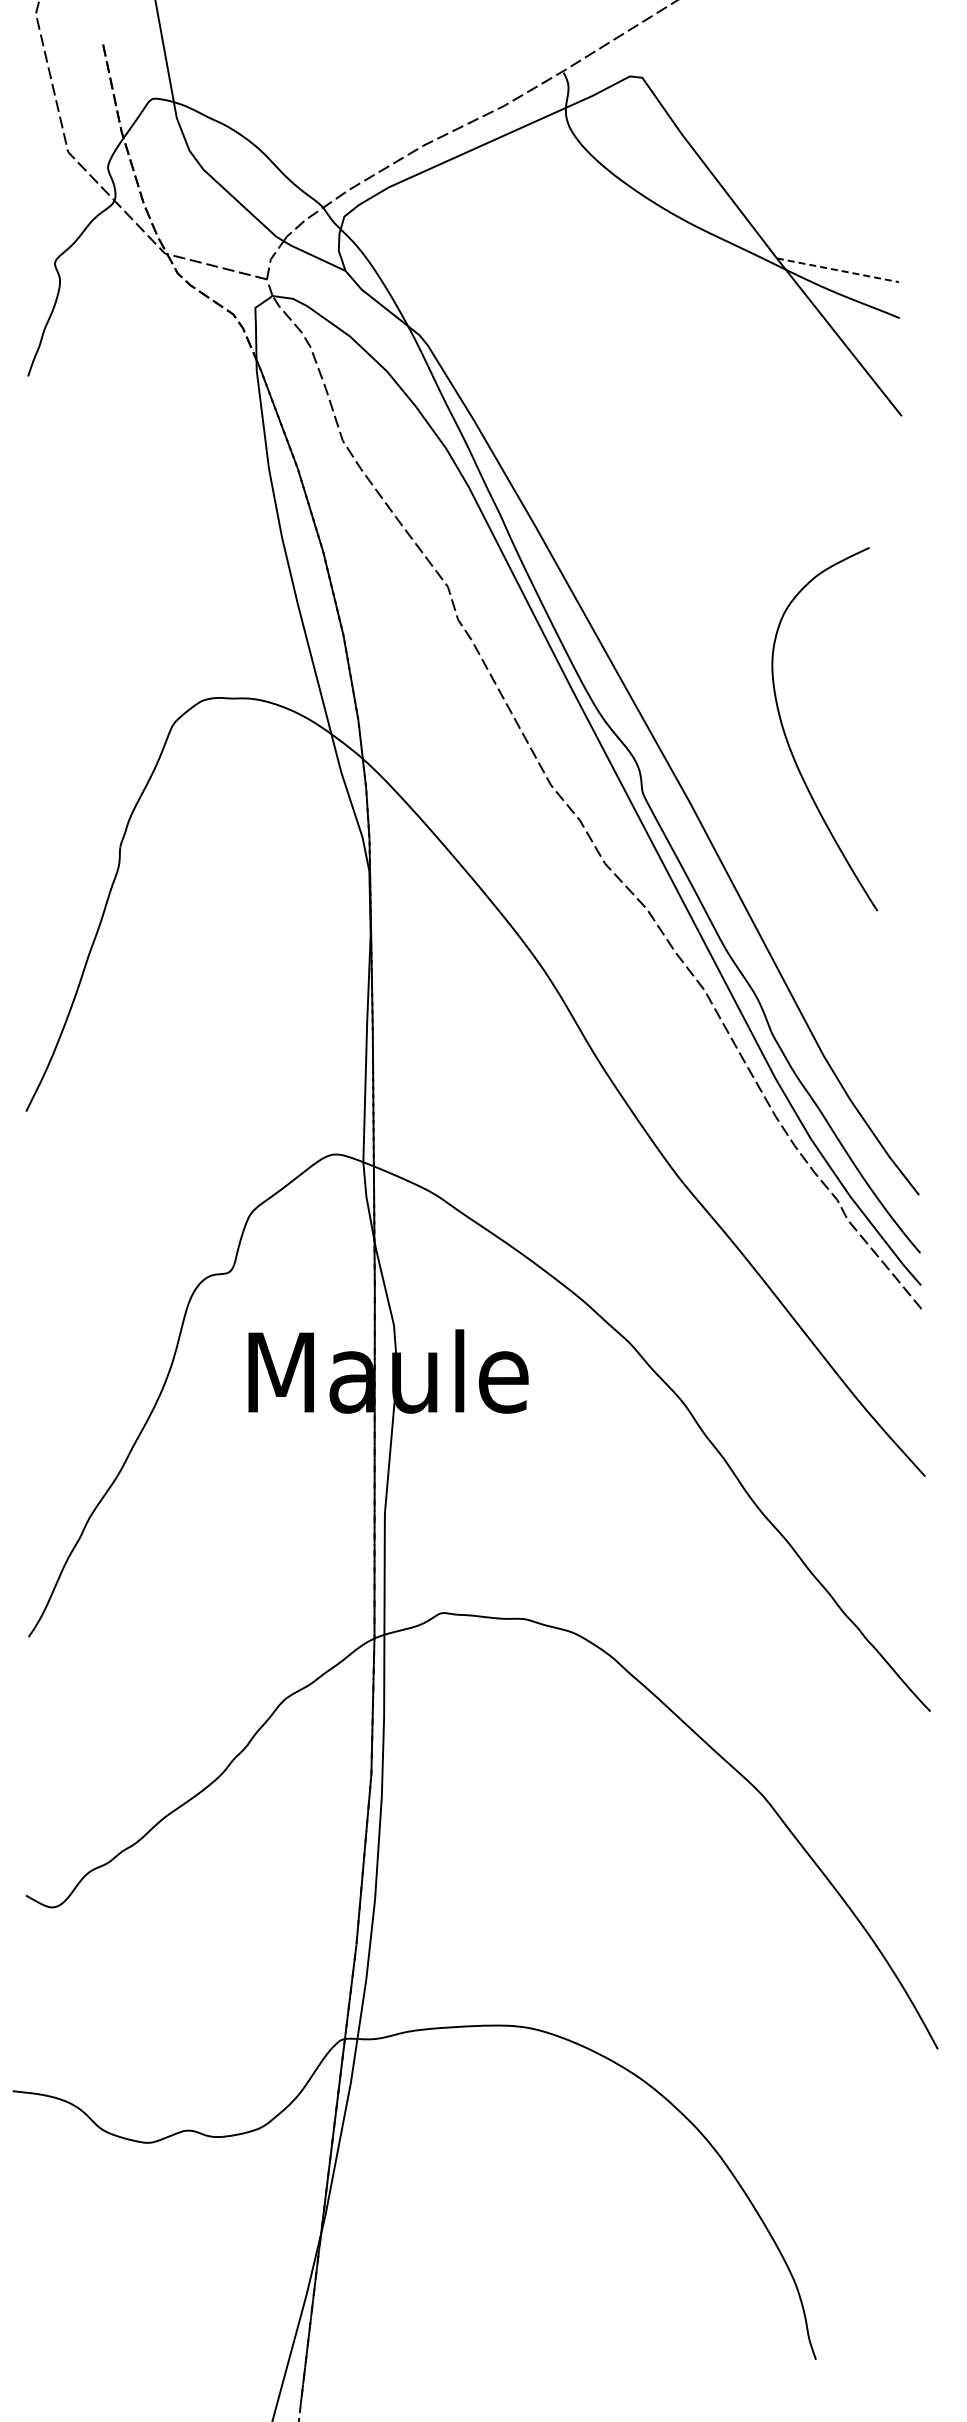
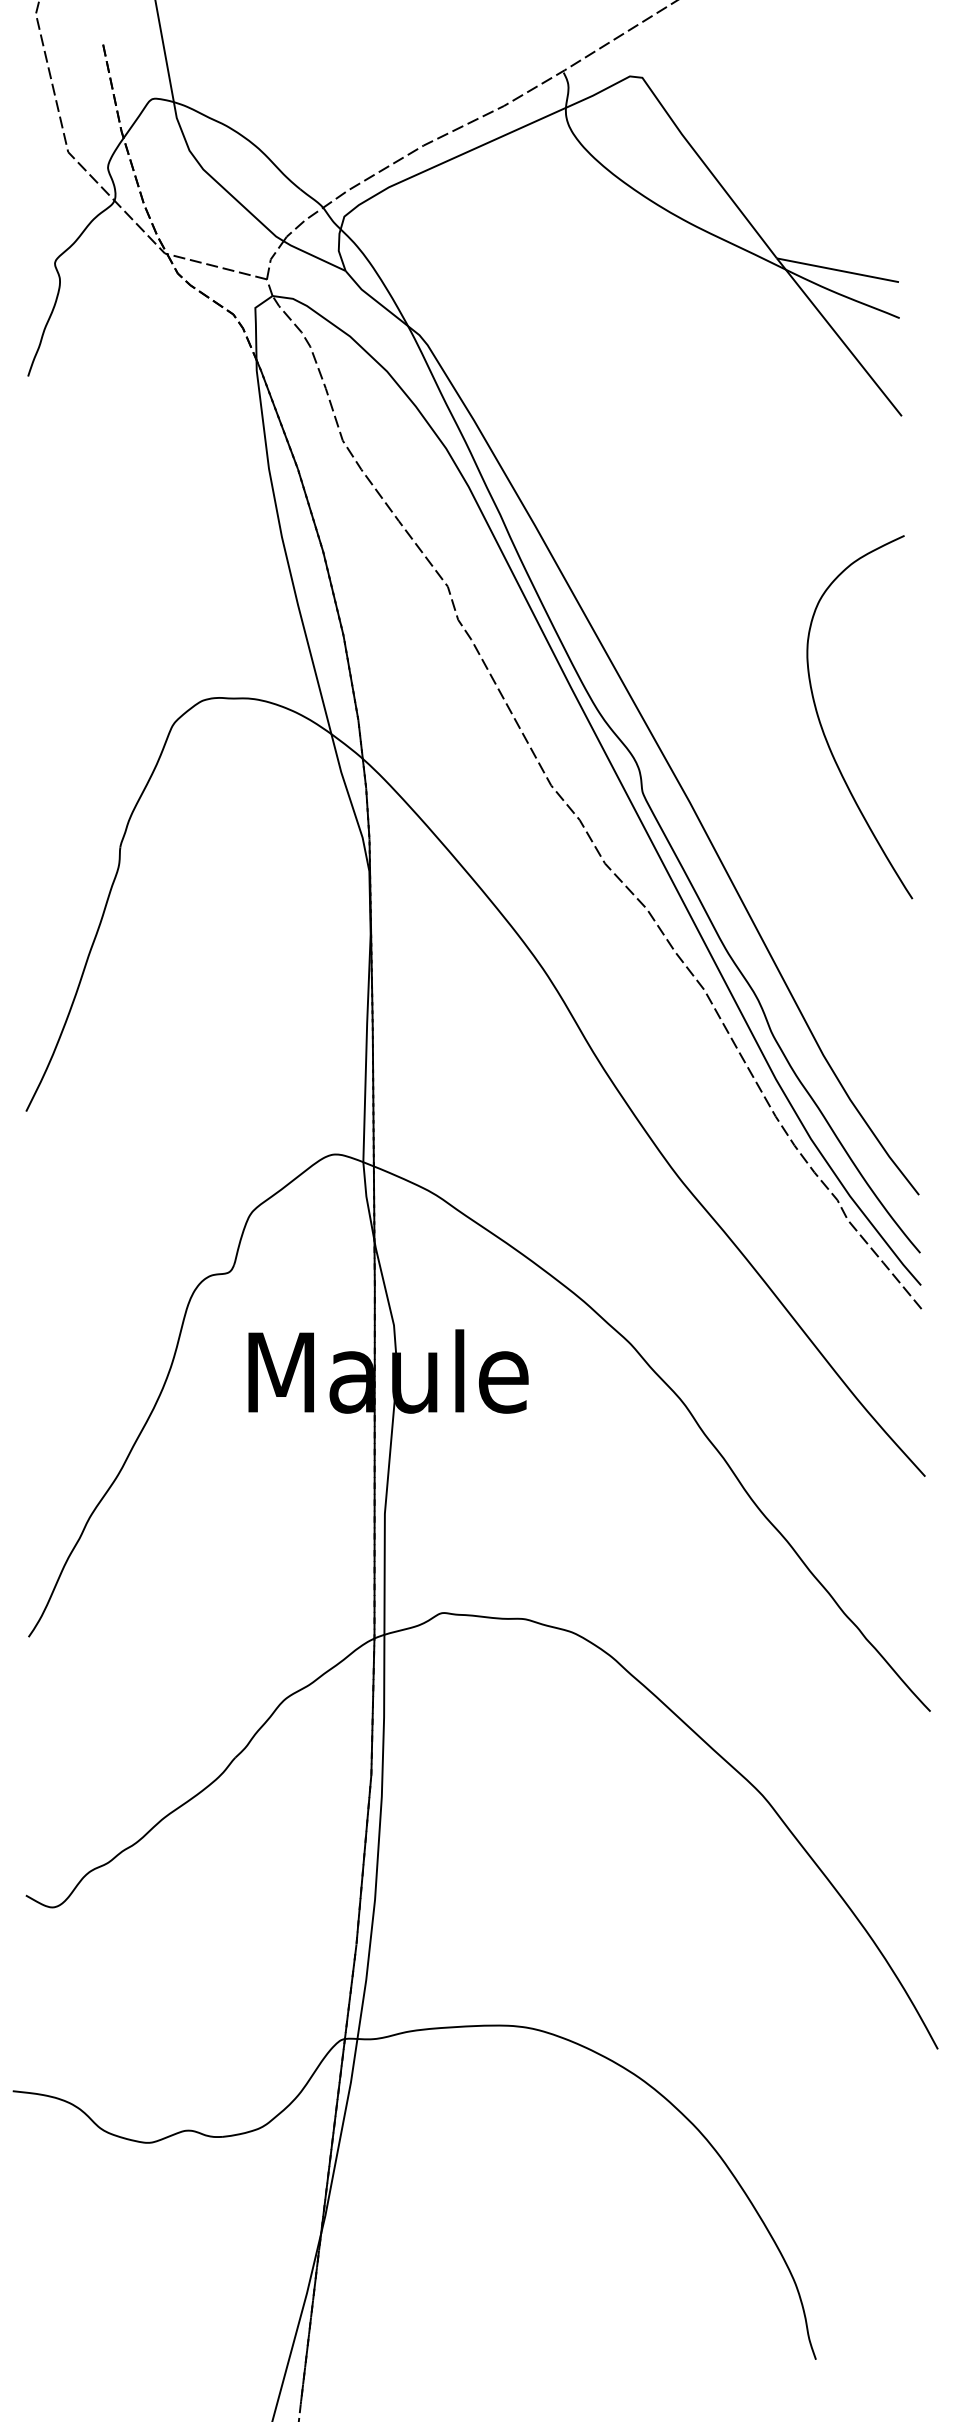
line: dashed -> solid (838, 270)
curve position: (788, 741) -> (823, 729) (823, 729)
